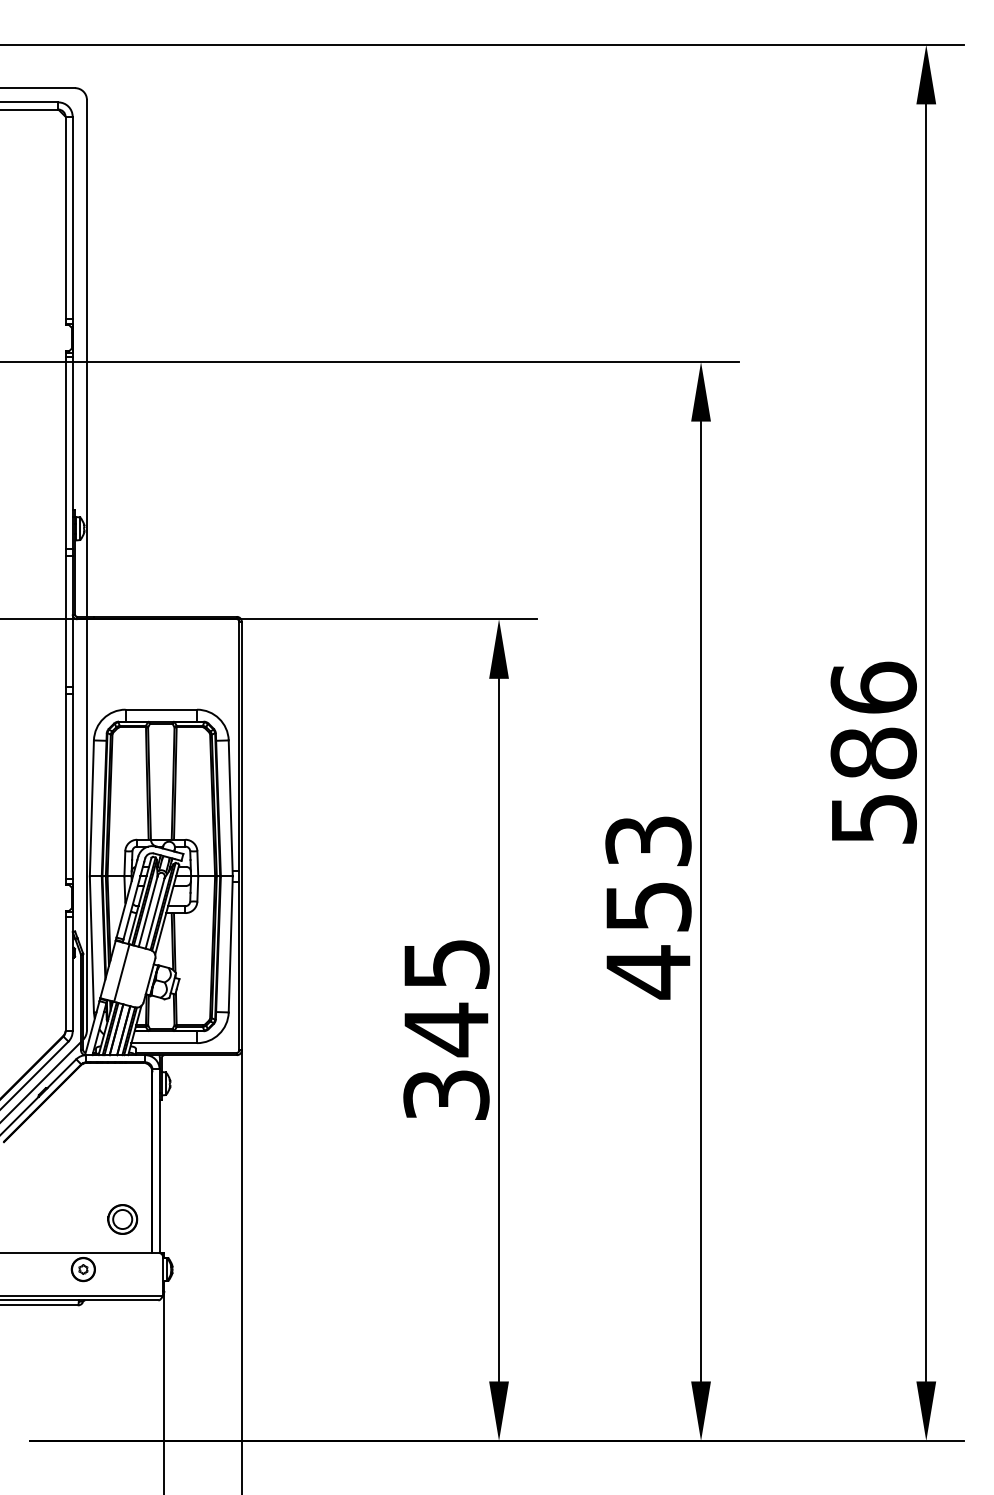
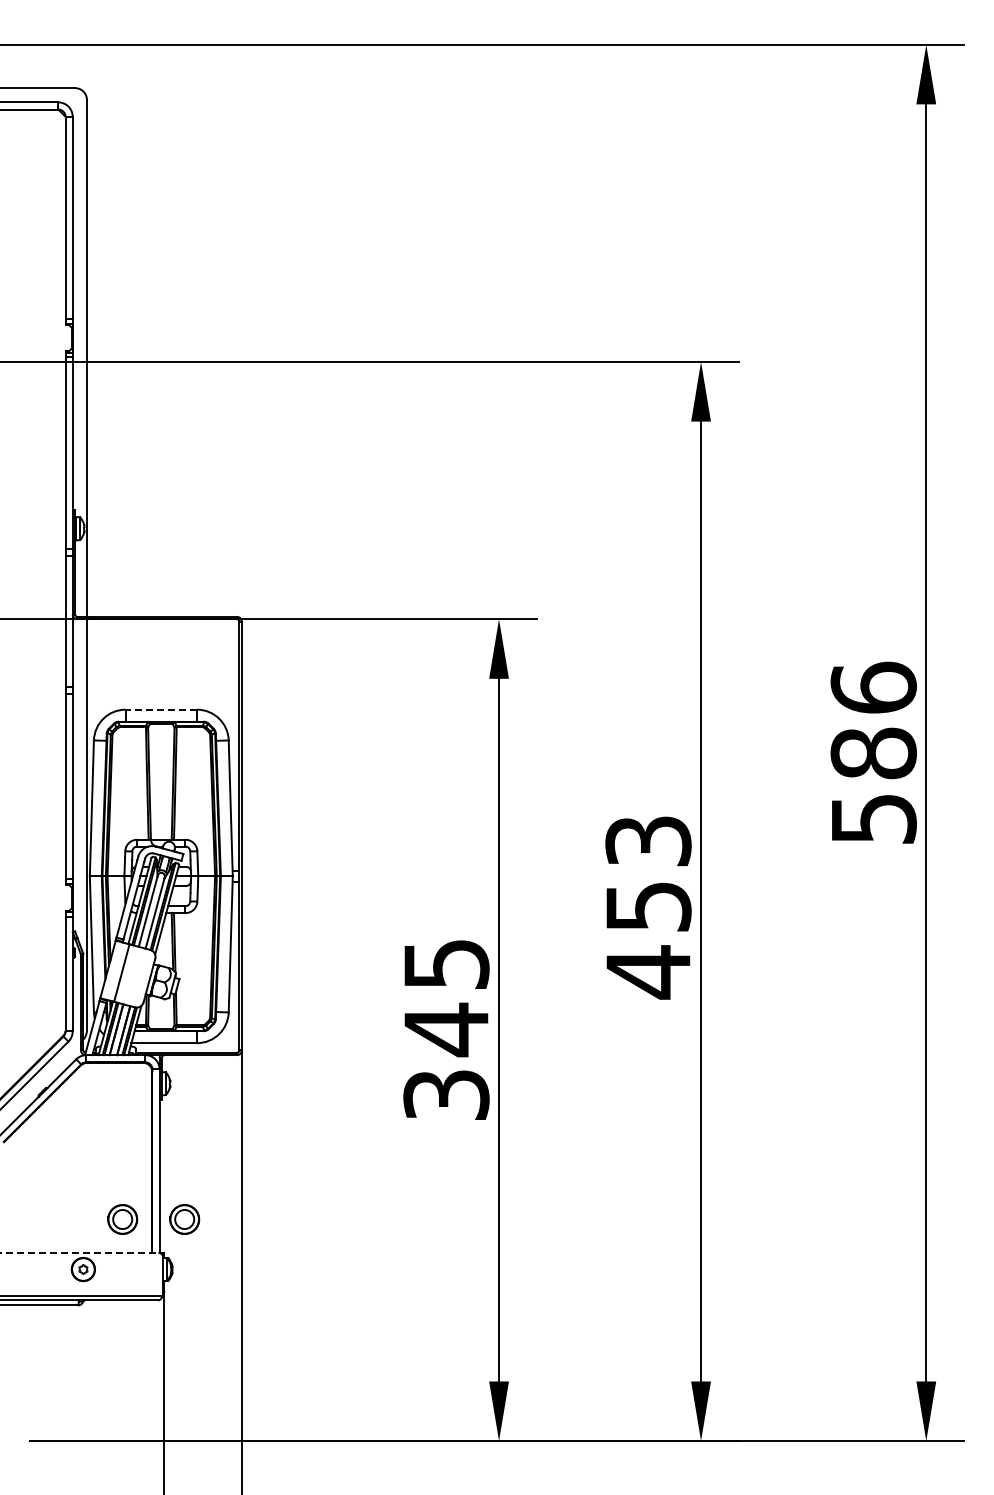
line: solid -> dashed (161, 709)
line: present -> none (41, 1081)
part: none -> present (184, 1219)
line: solid -> dashed (79, 1252)
